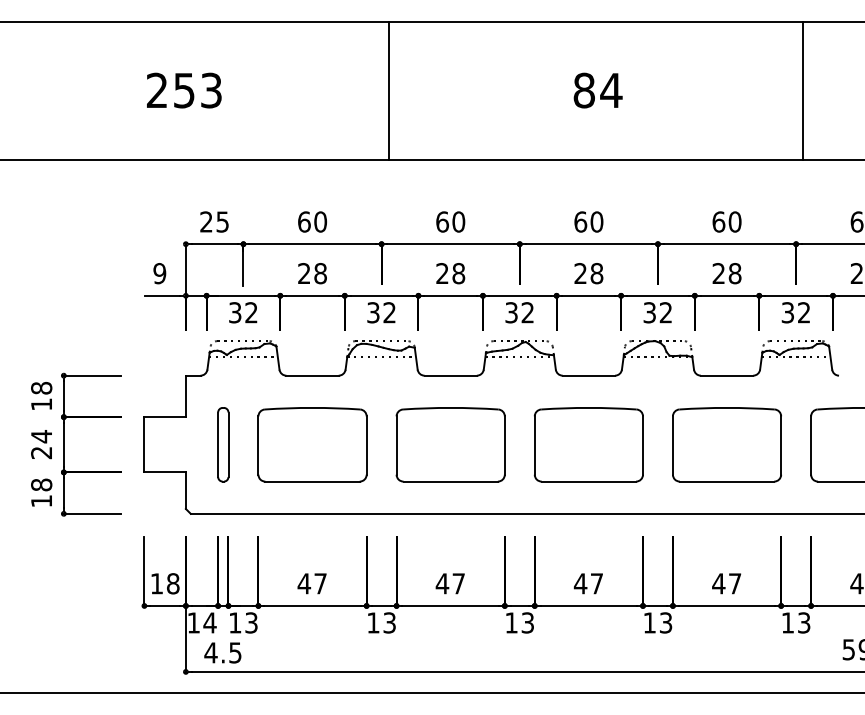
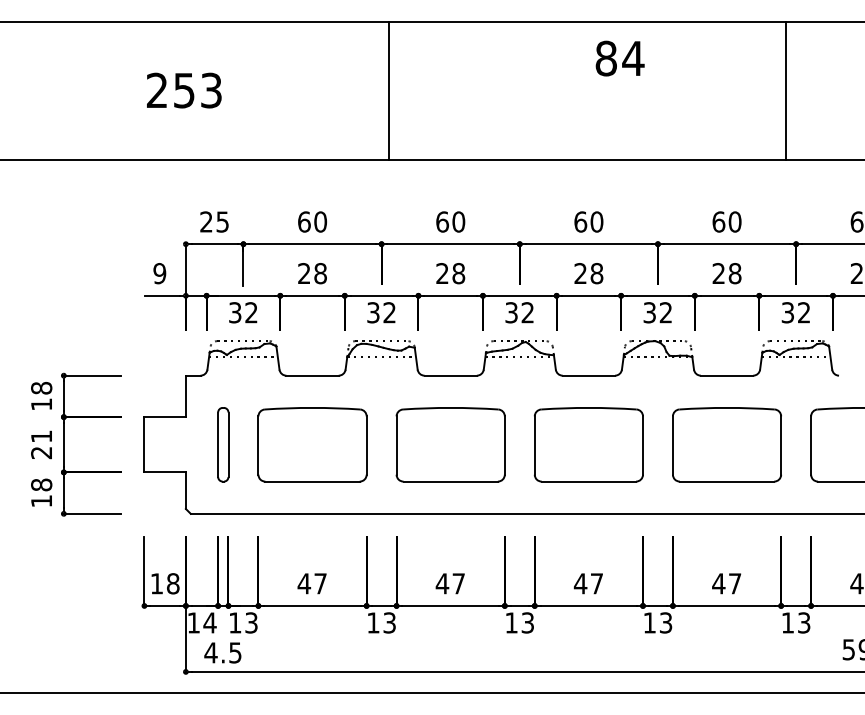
text position: (597, 90) -> (619, 58) (619, 58)
line position: (803, 90) -> (786, 90) (786, 90)
text: 24 -> 21 (41, 436)
